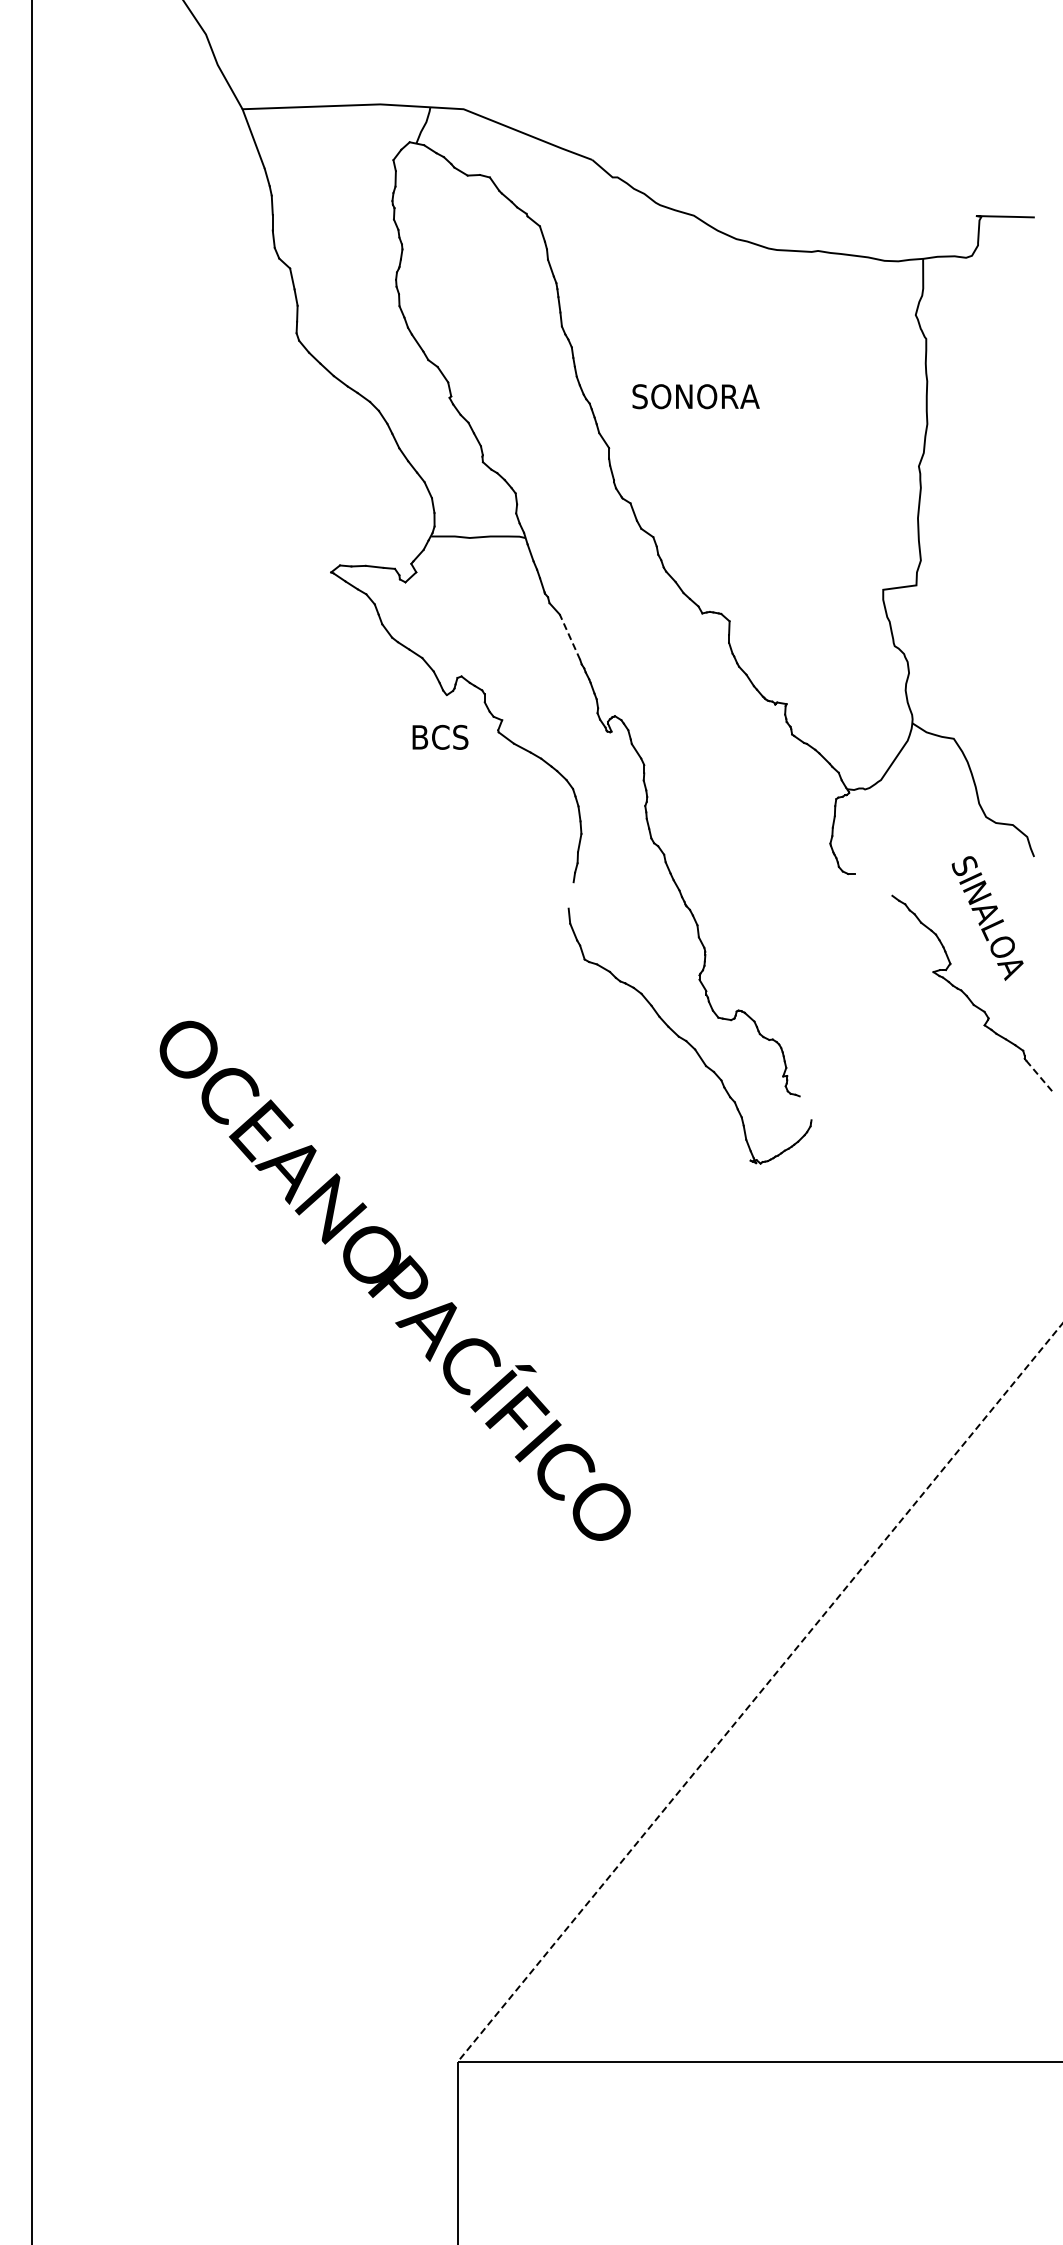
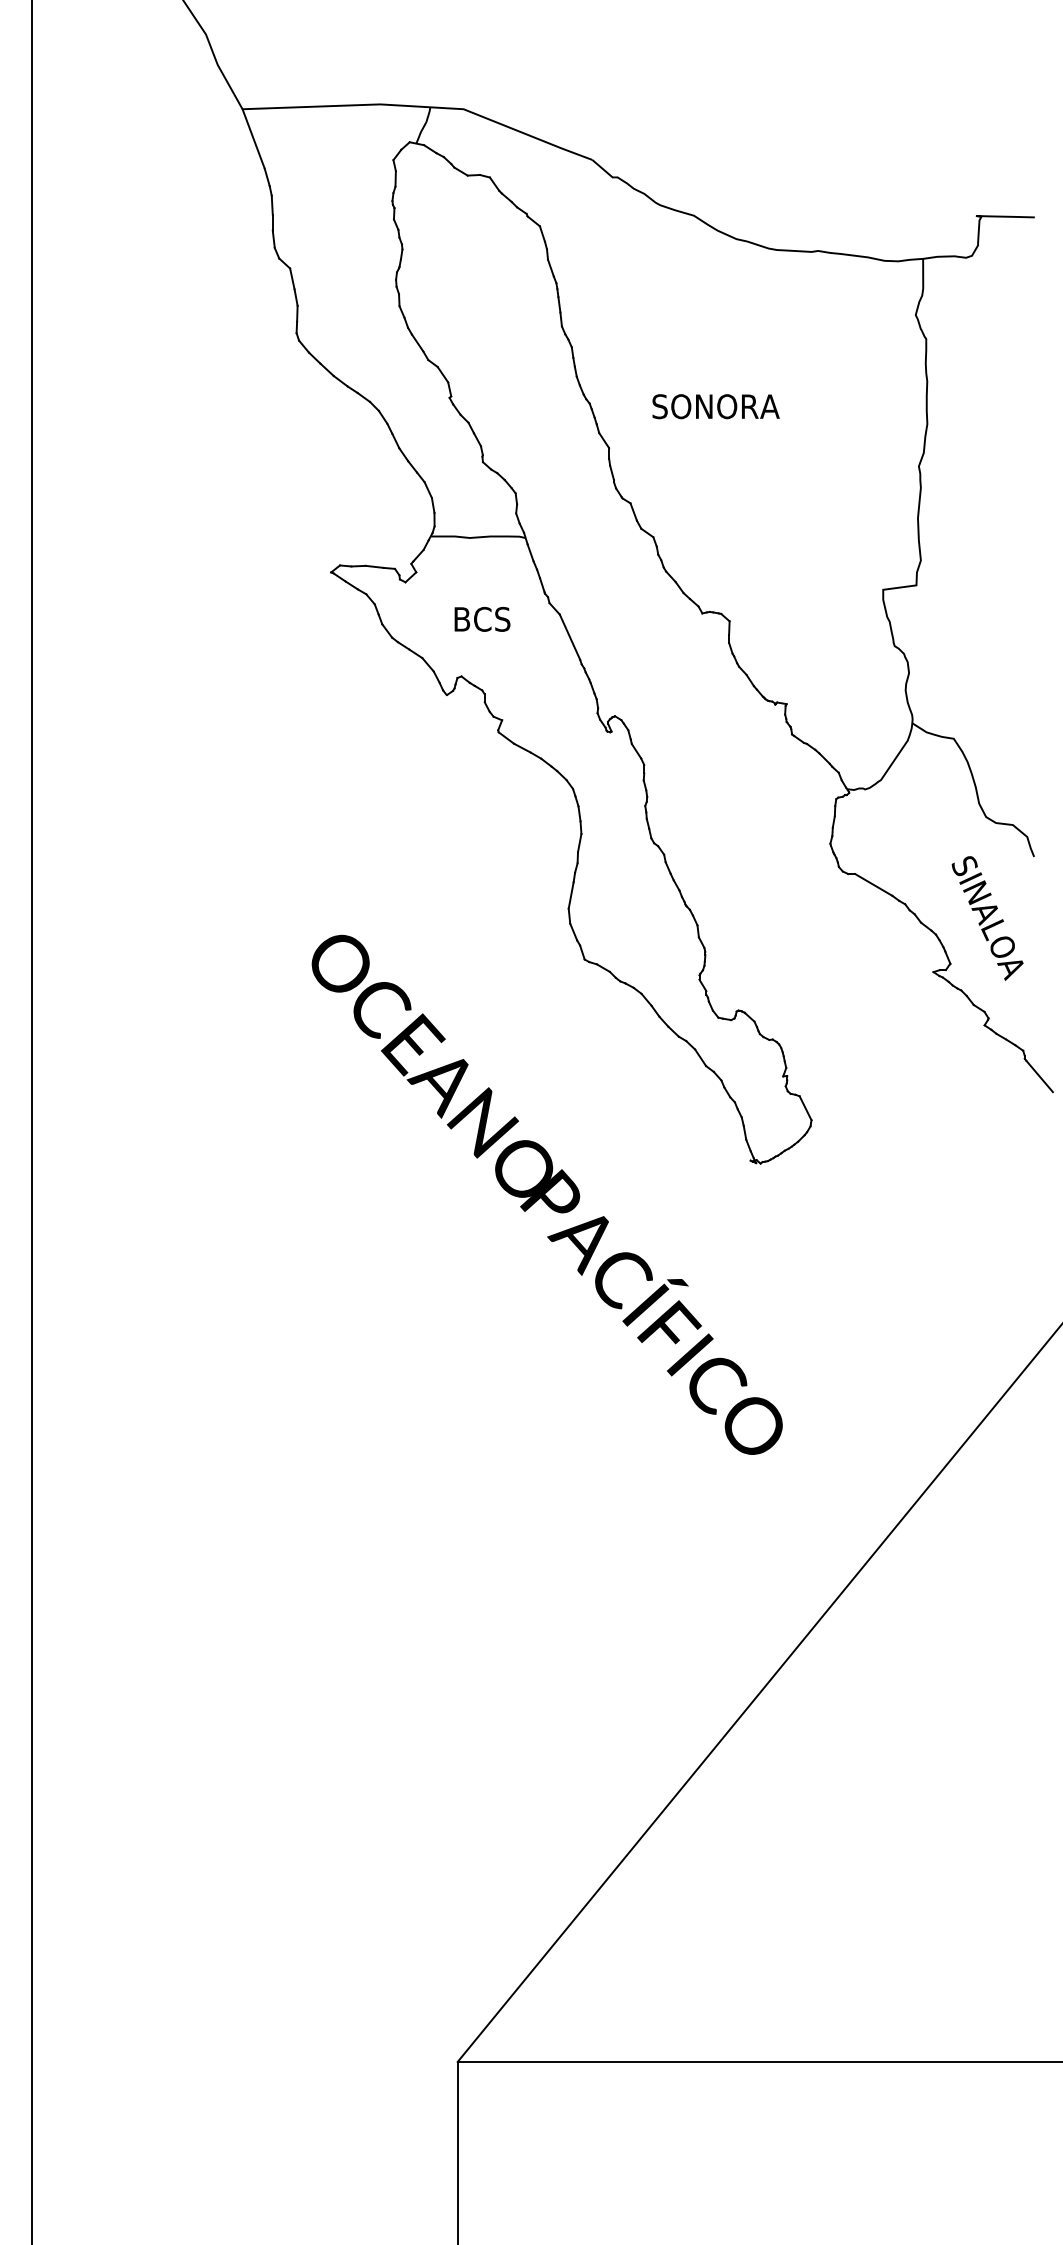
text position: (695, 396) -> (715, 406) (715, 406)
line: dashed -> solid (570, 637)
text position: (440, 736) -> (482, 618) (482, 618)
line: none -> present (873, 884)
line: none -> present (570, 895)
line: dashed -> solid (1039, 1076)
line: none -> present (805, 1108)
text position: (394, 1280) -> (546, 1194) (546, 1194)
line: dashed -> solid (759, 1693)
